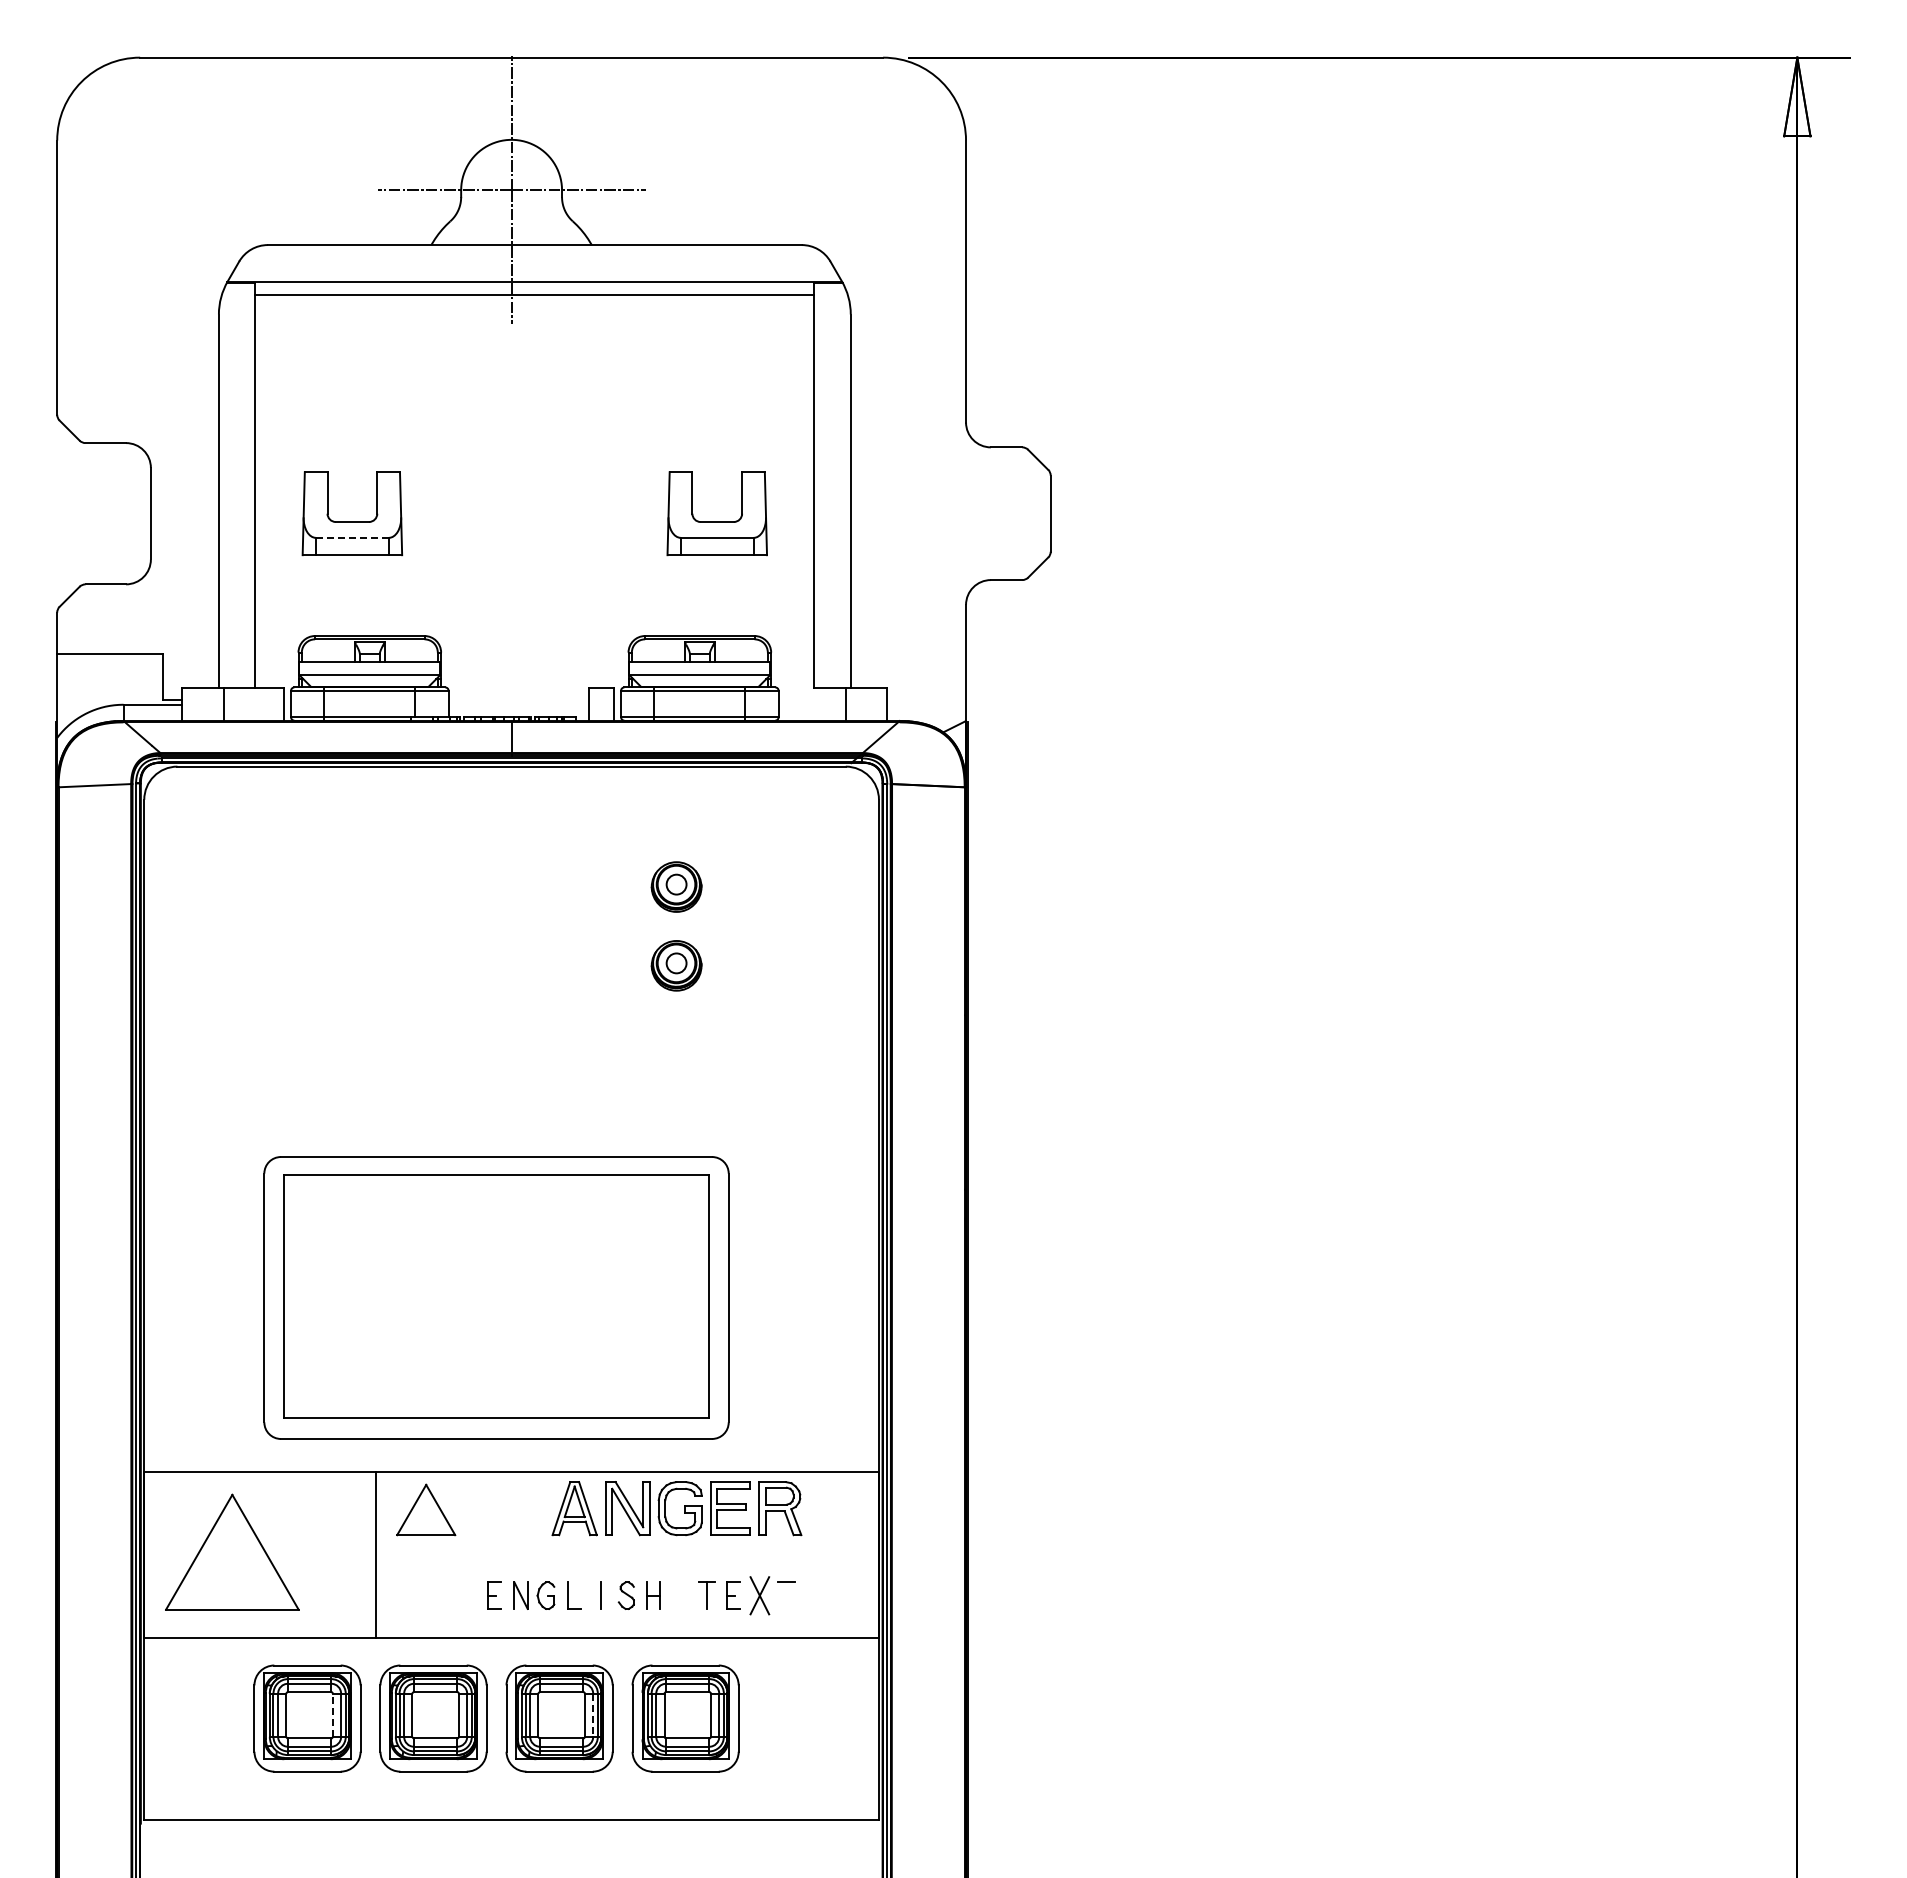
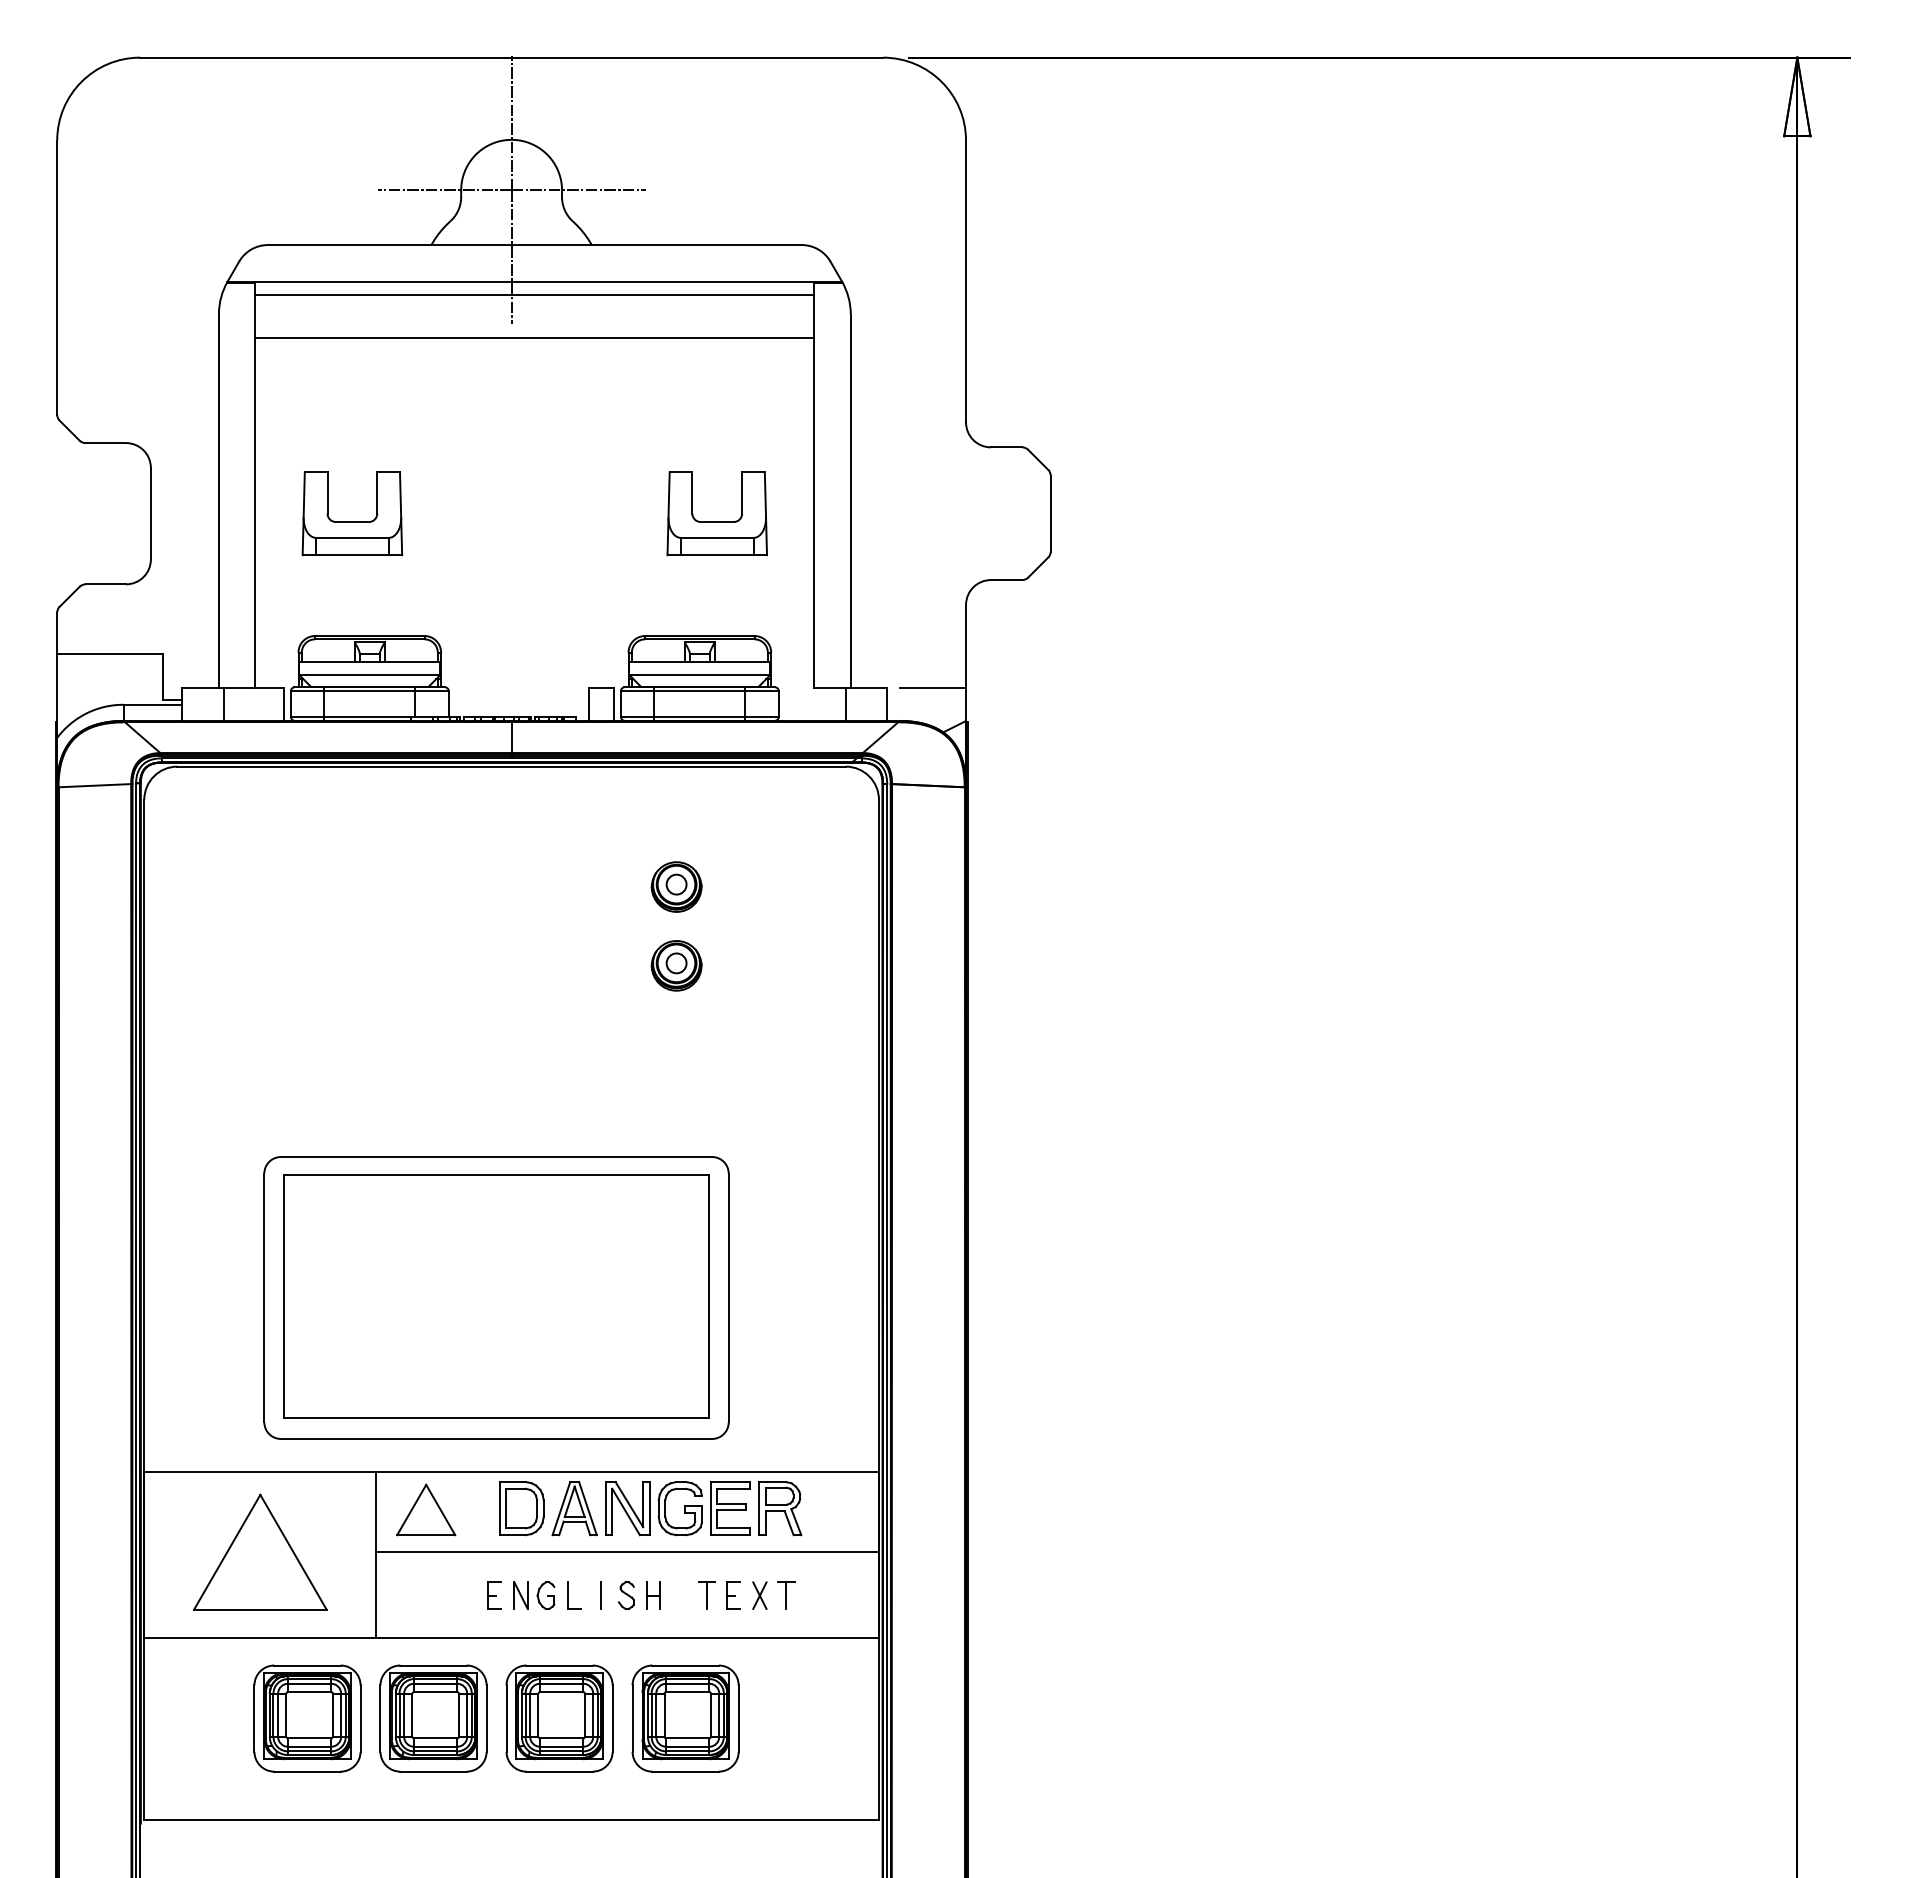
line: none -> present (534, 337)
line: dashed -> solid (351, 537)
line: none -> present (932, 687)
part: none -> present (521, 1508)
part position: (232, 1551) -> (260, 1551) (260, 1551)
line: none -> present (627, 1551)
part size: 22x40 px -> 16x29 px (759, 1595)
line: none -> present (786, 1595)
line: dashed -> solid (332, 1715)
line: dashed -> solid (593, 1715)
